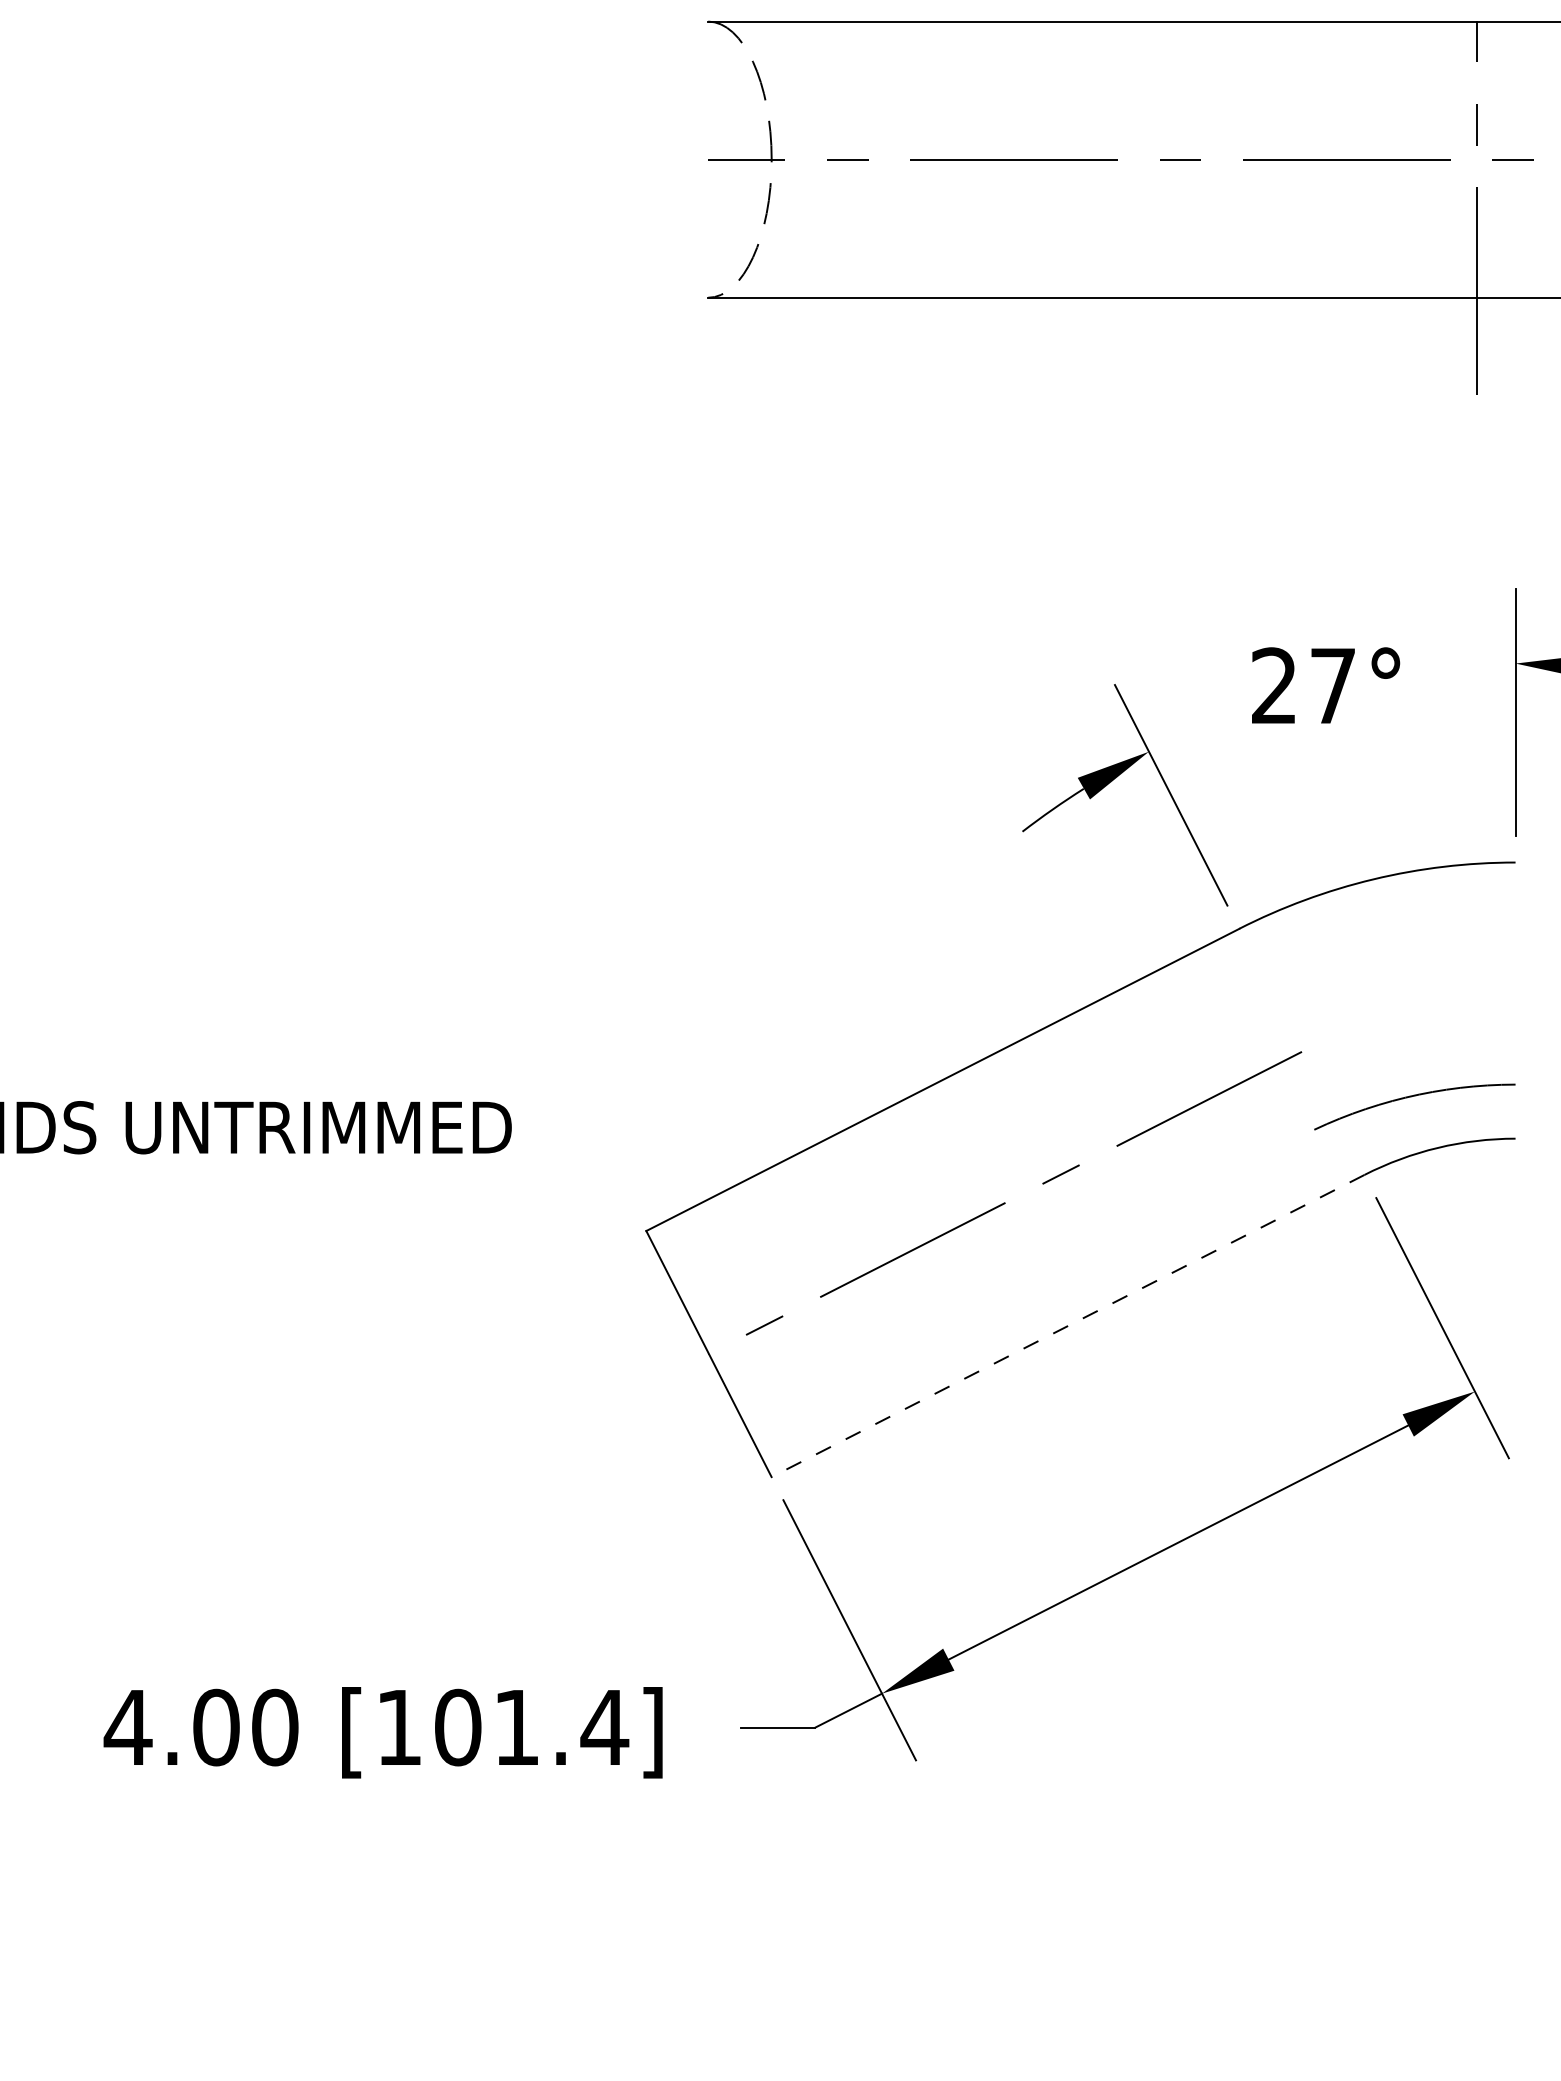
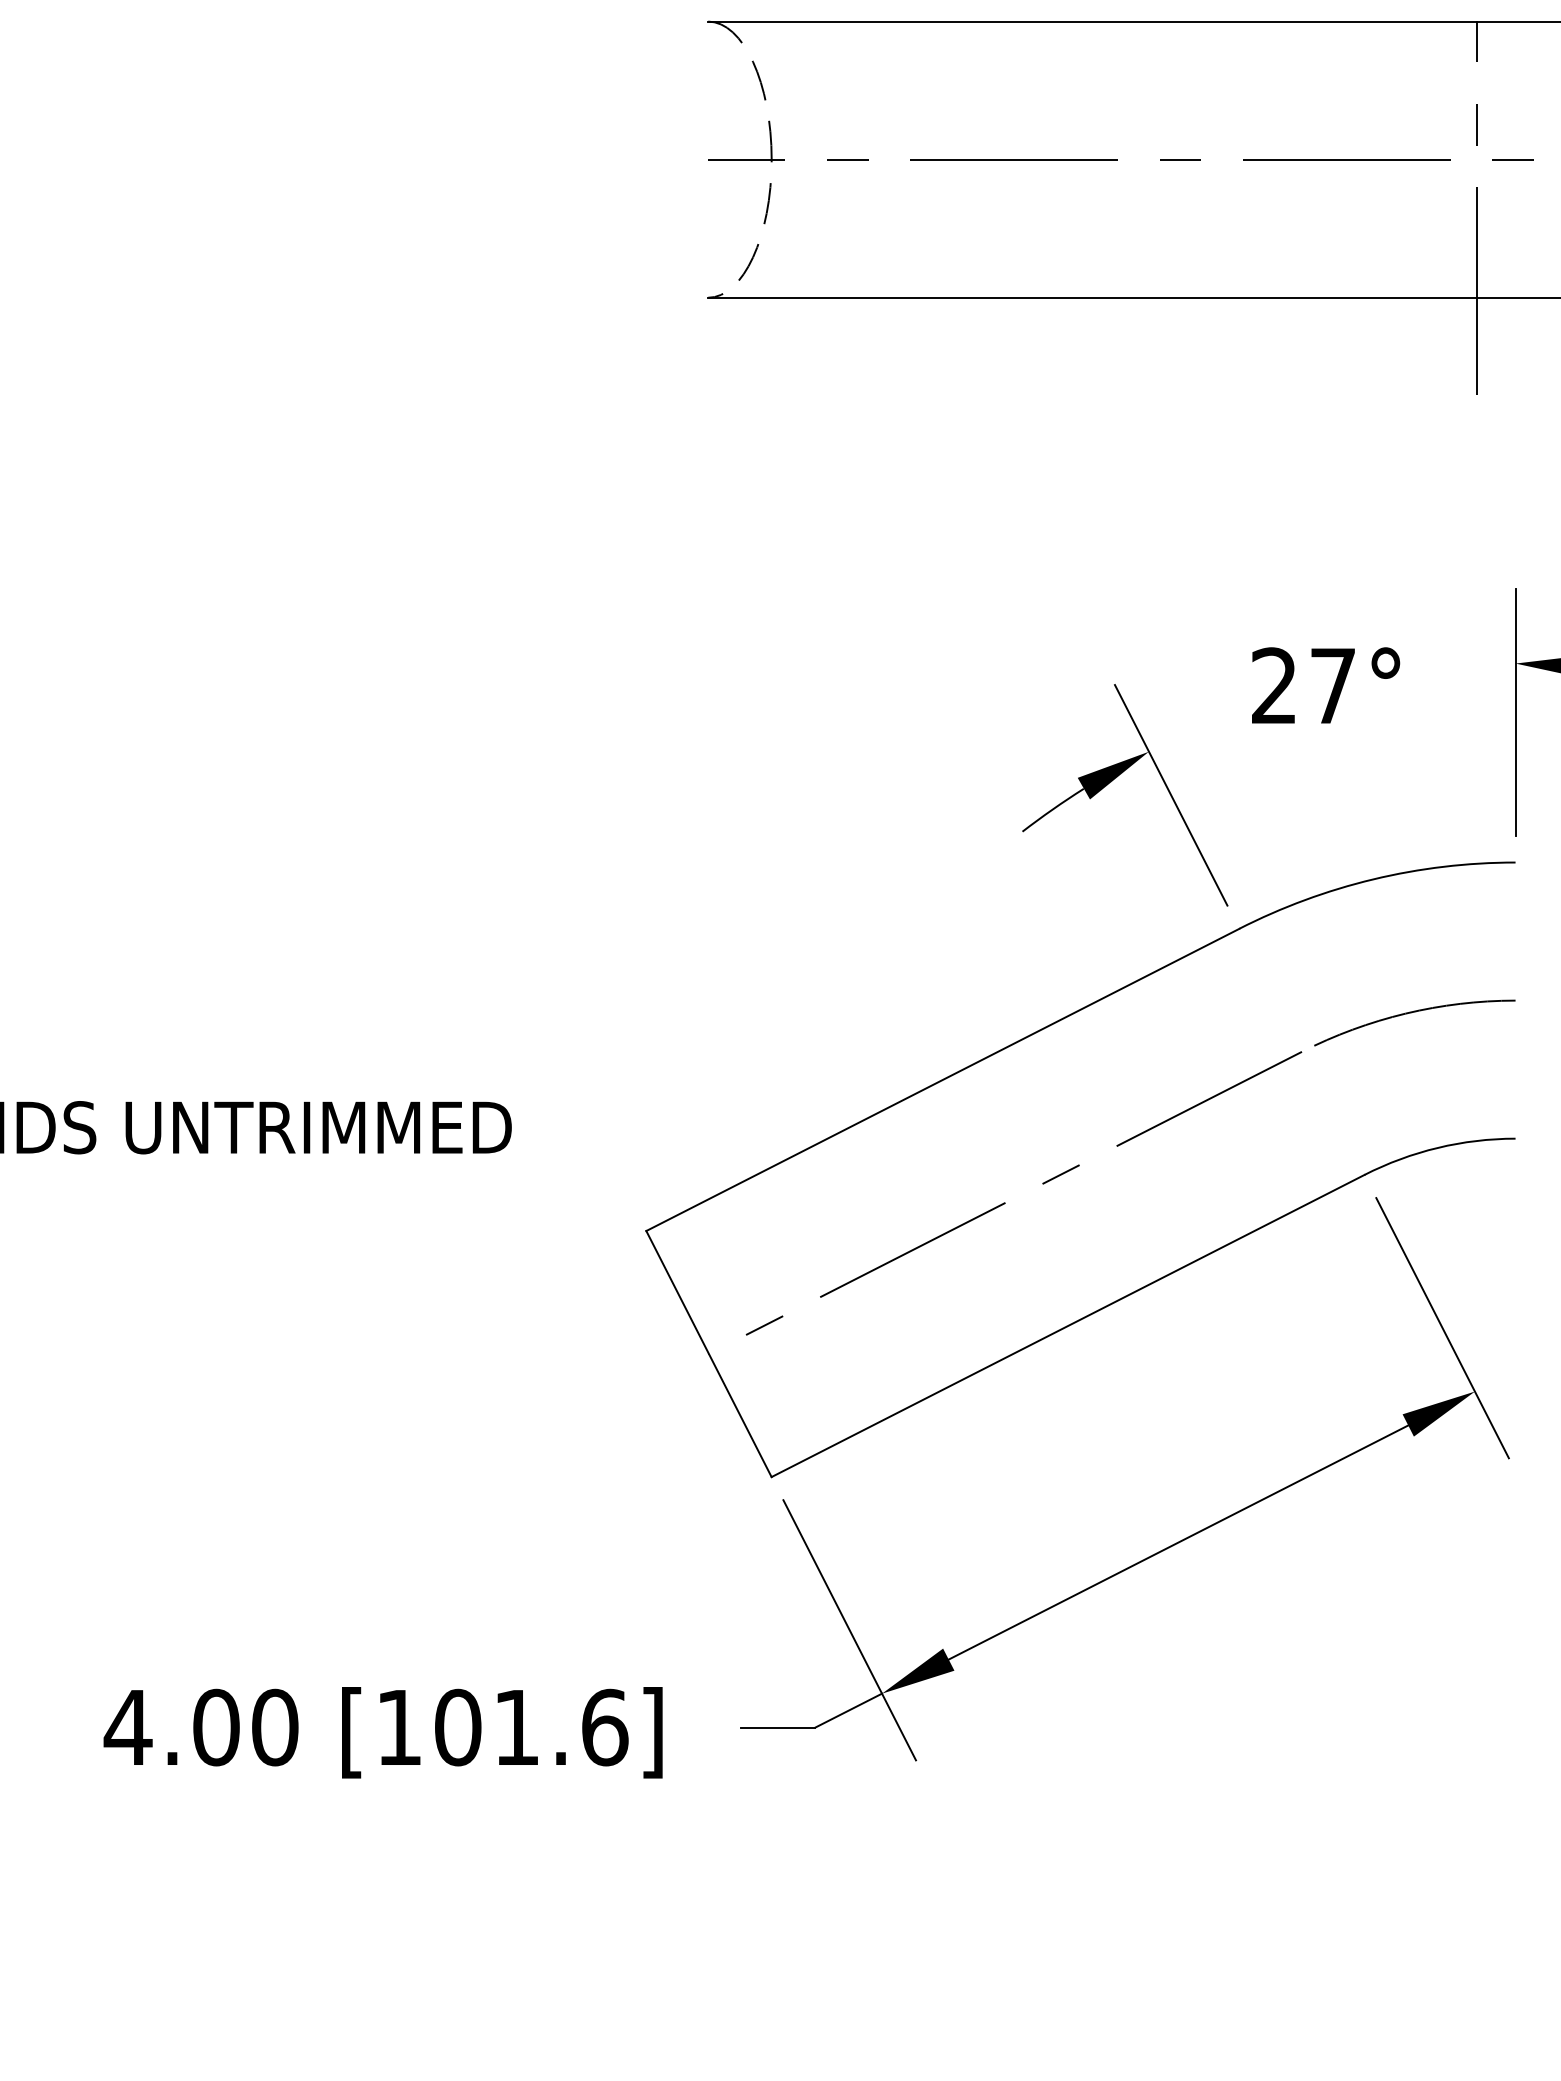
arc position: (1411, 1097) -> (1411, 1013) (1411, 1013)
line: dashed -> solid (1068, 1326)
text: [101.4] -> [101.6] (604, 1727)
